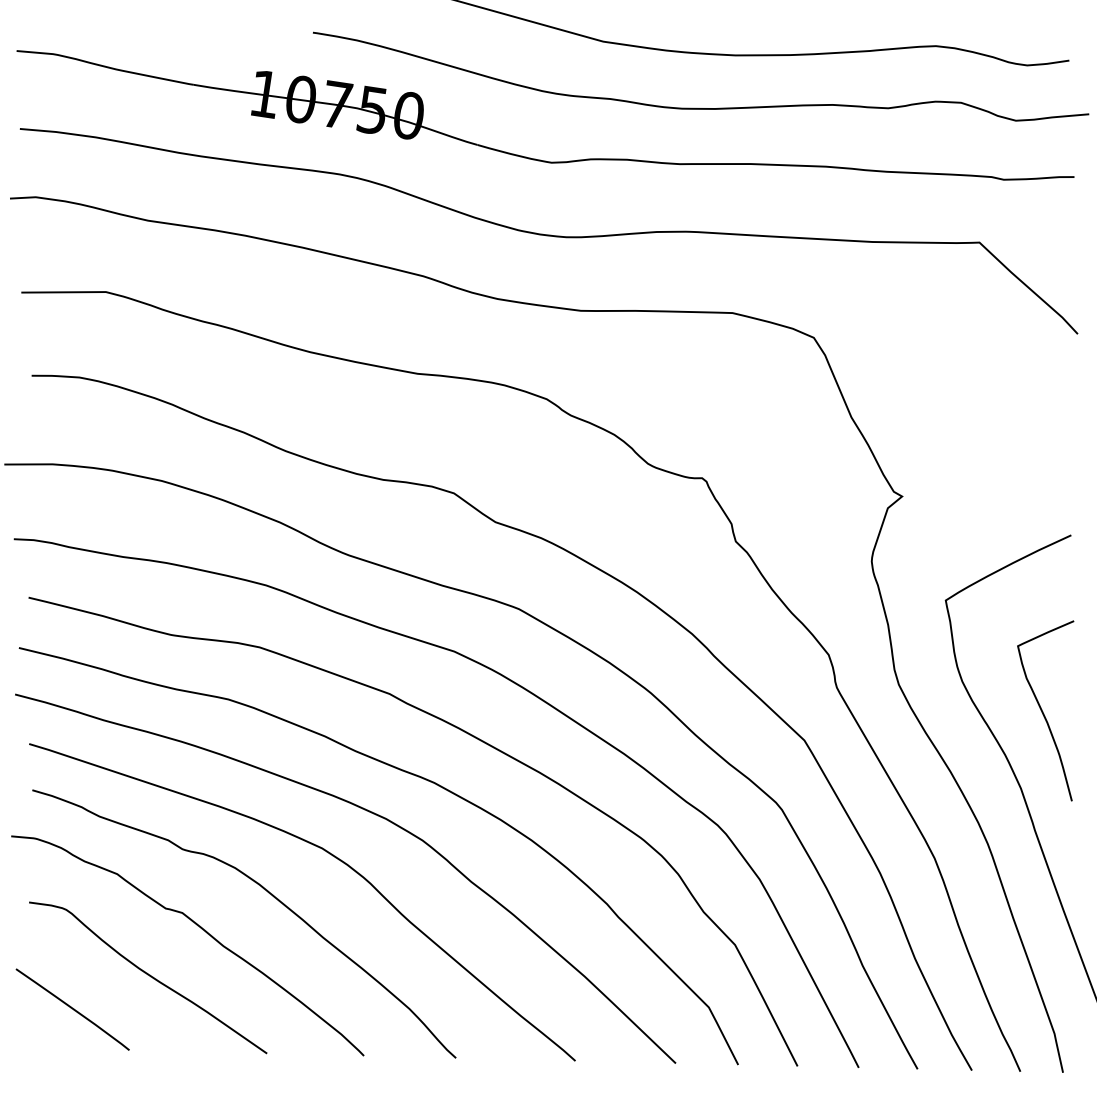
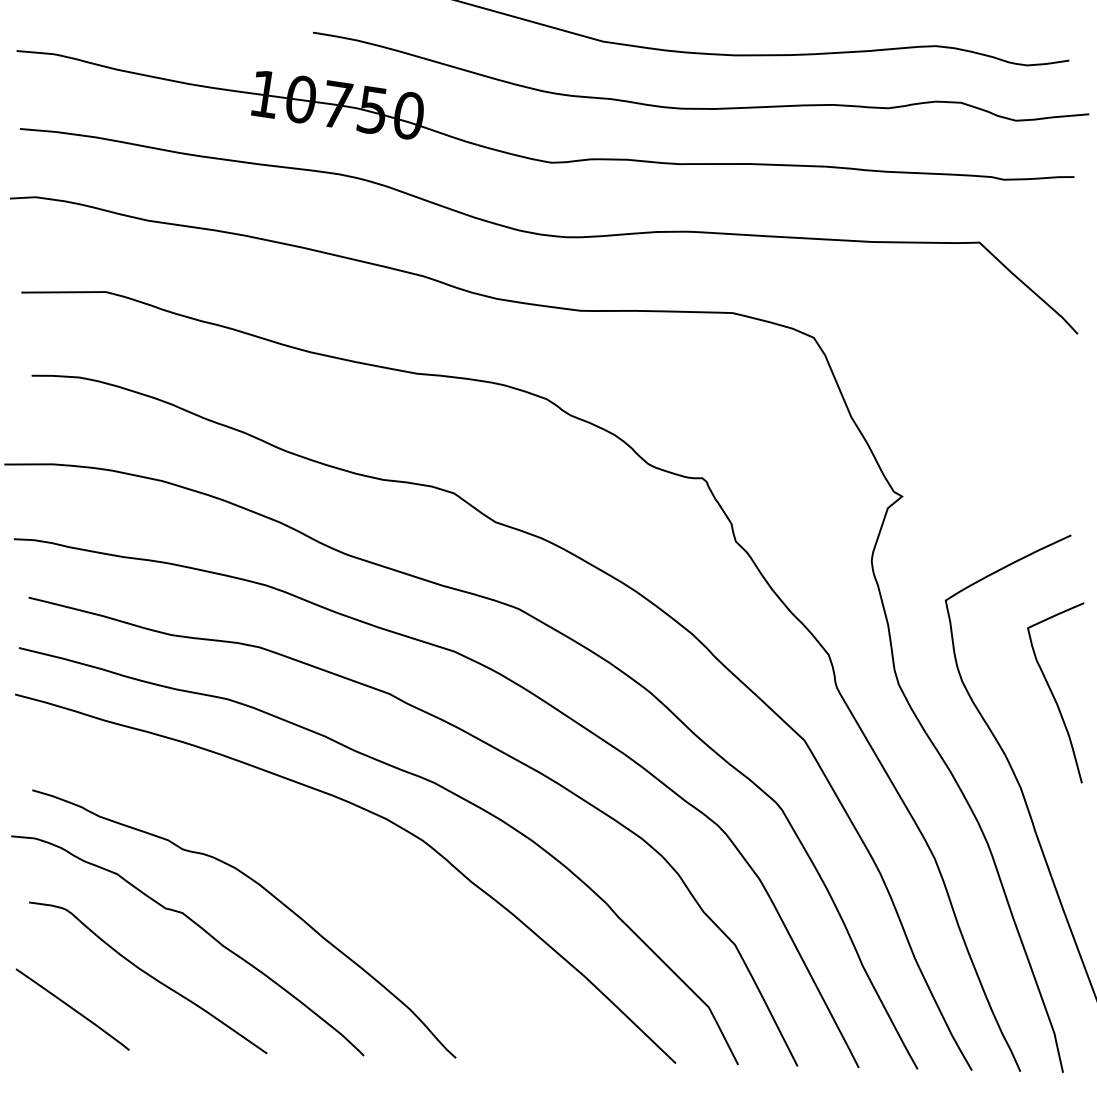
curve position: (1043, 711) -> (1053, 693) (1053, 693)
curve: present -> none (332, 856)
